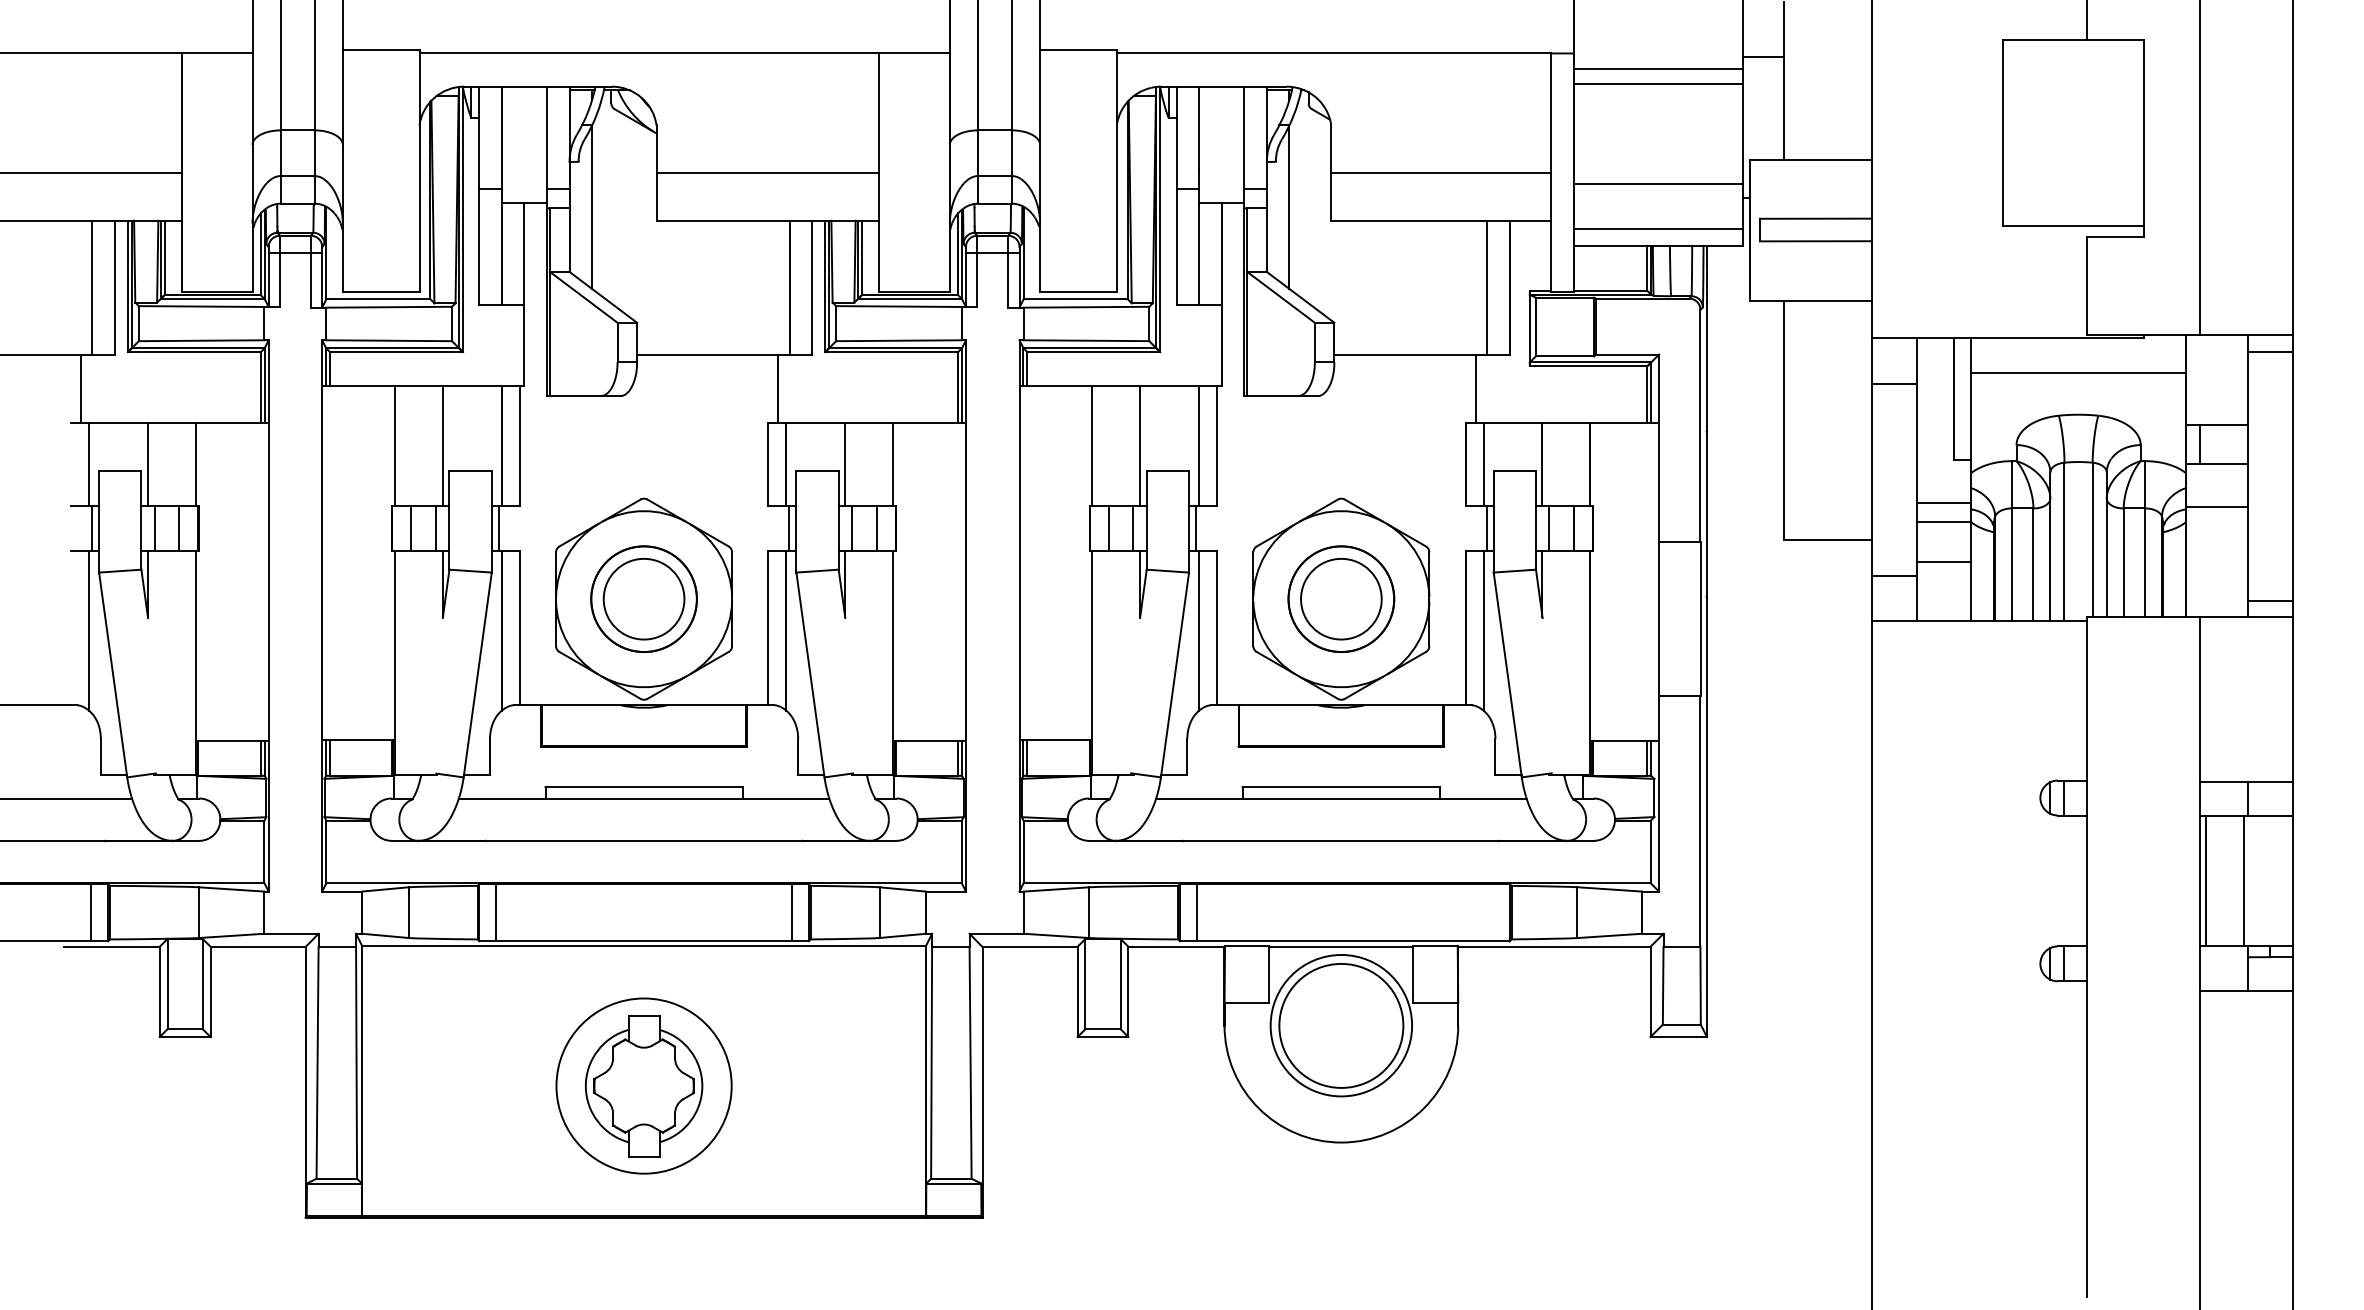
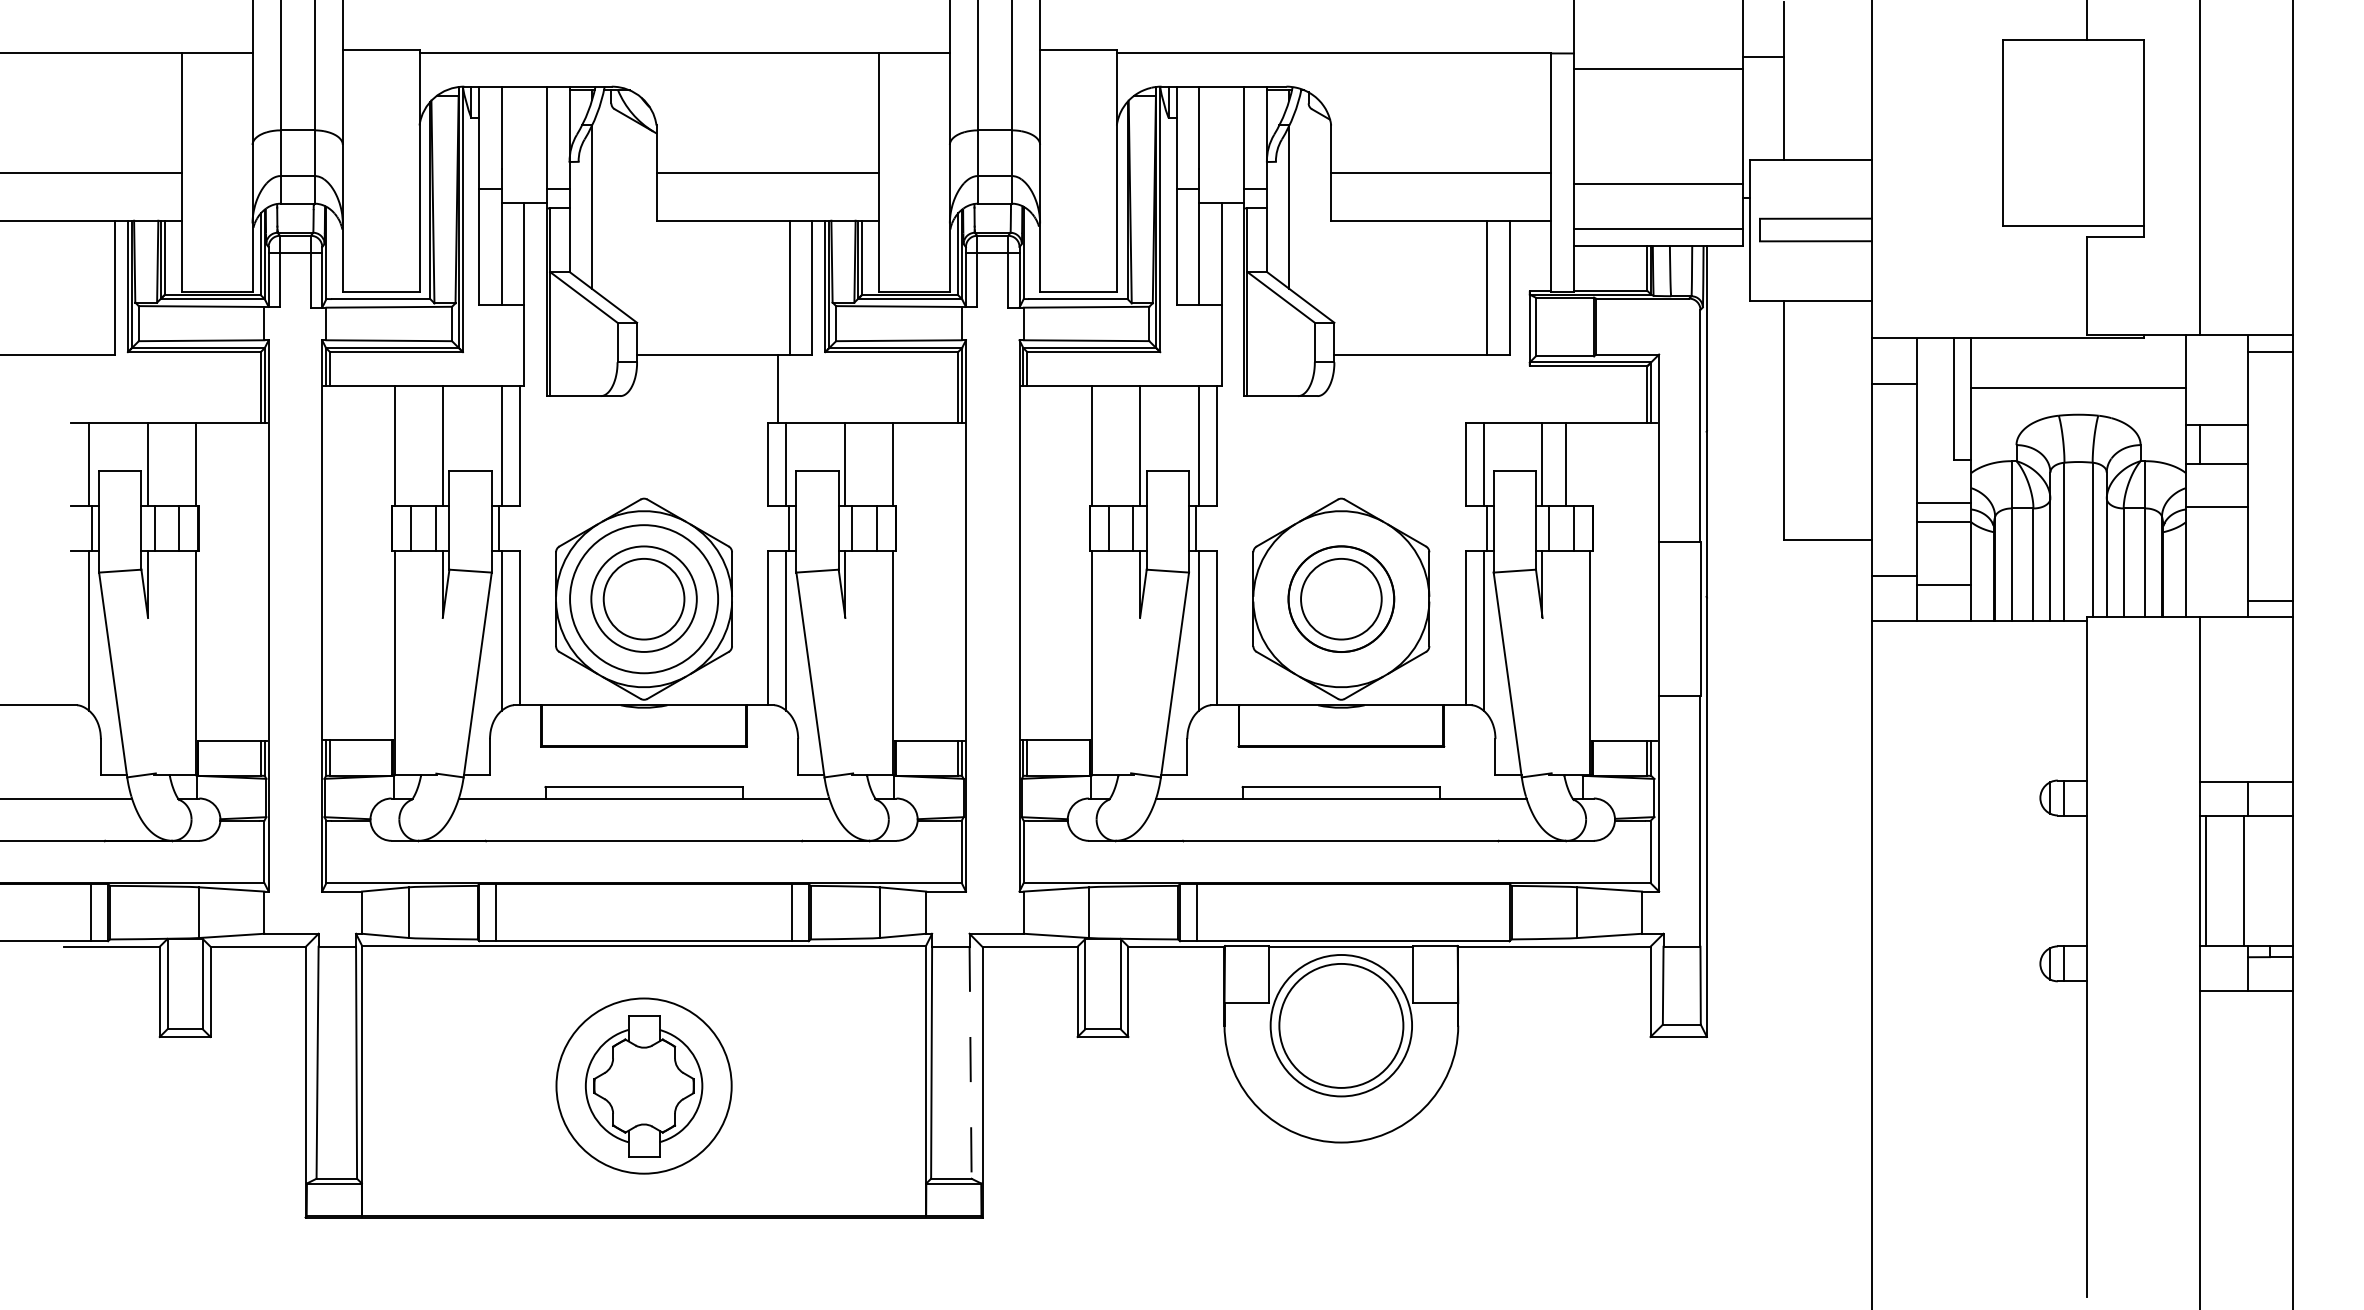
line: present -> none (1658, 83)
line: present -> none (92, 287)
line position: (2078, 373) -> (2078, 388) (2078, 388)
line: present -> none (81, 389)
line: present -> none (1475, 389)
line position: (1590, 464) -> (1566, 464) (1566, 464)
line position: (1943, 561) -> (1943, 584) (1943, 584)
circle diameter: 106 px -> 148 px (644, 599)
line: solid -> dashed (970, 1063)
